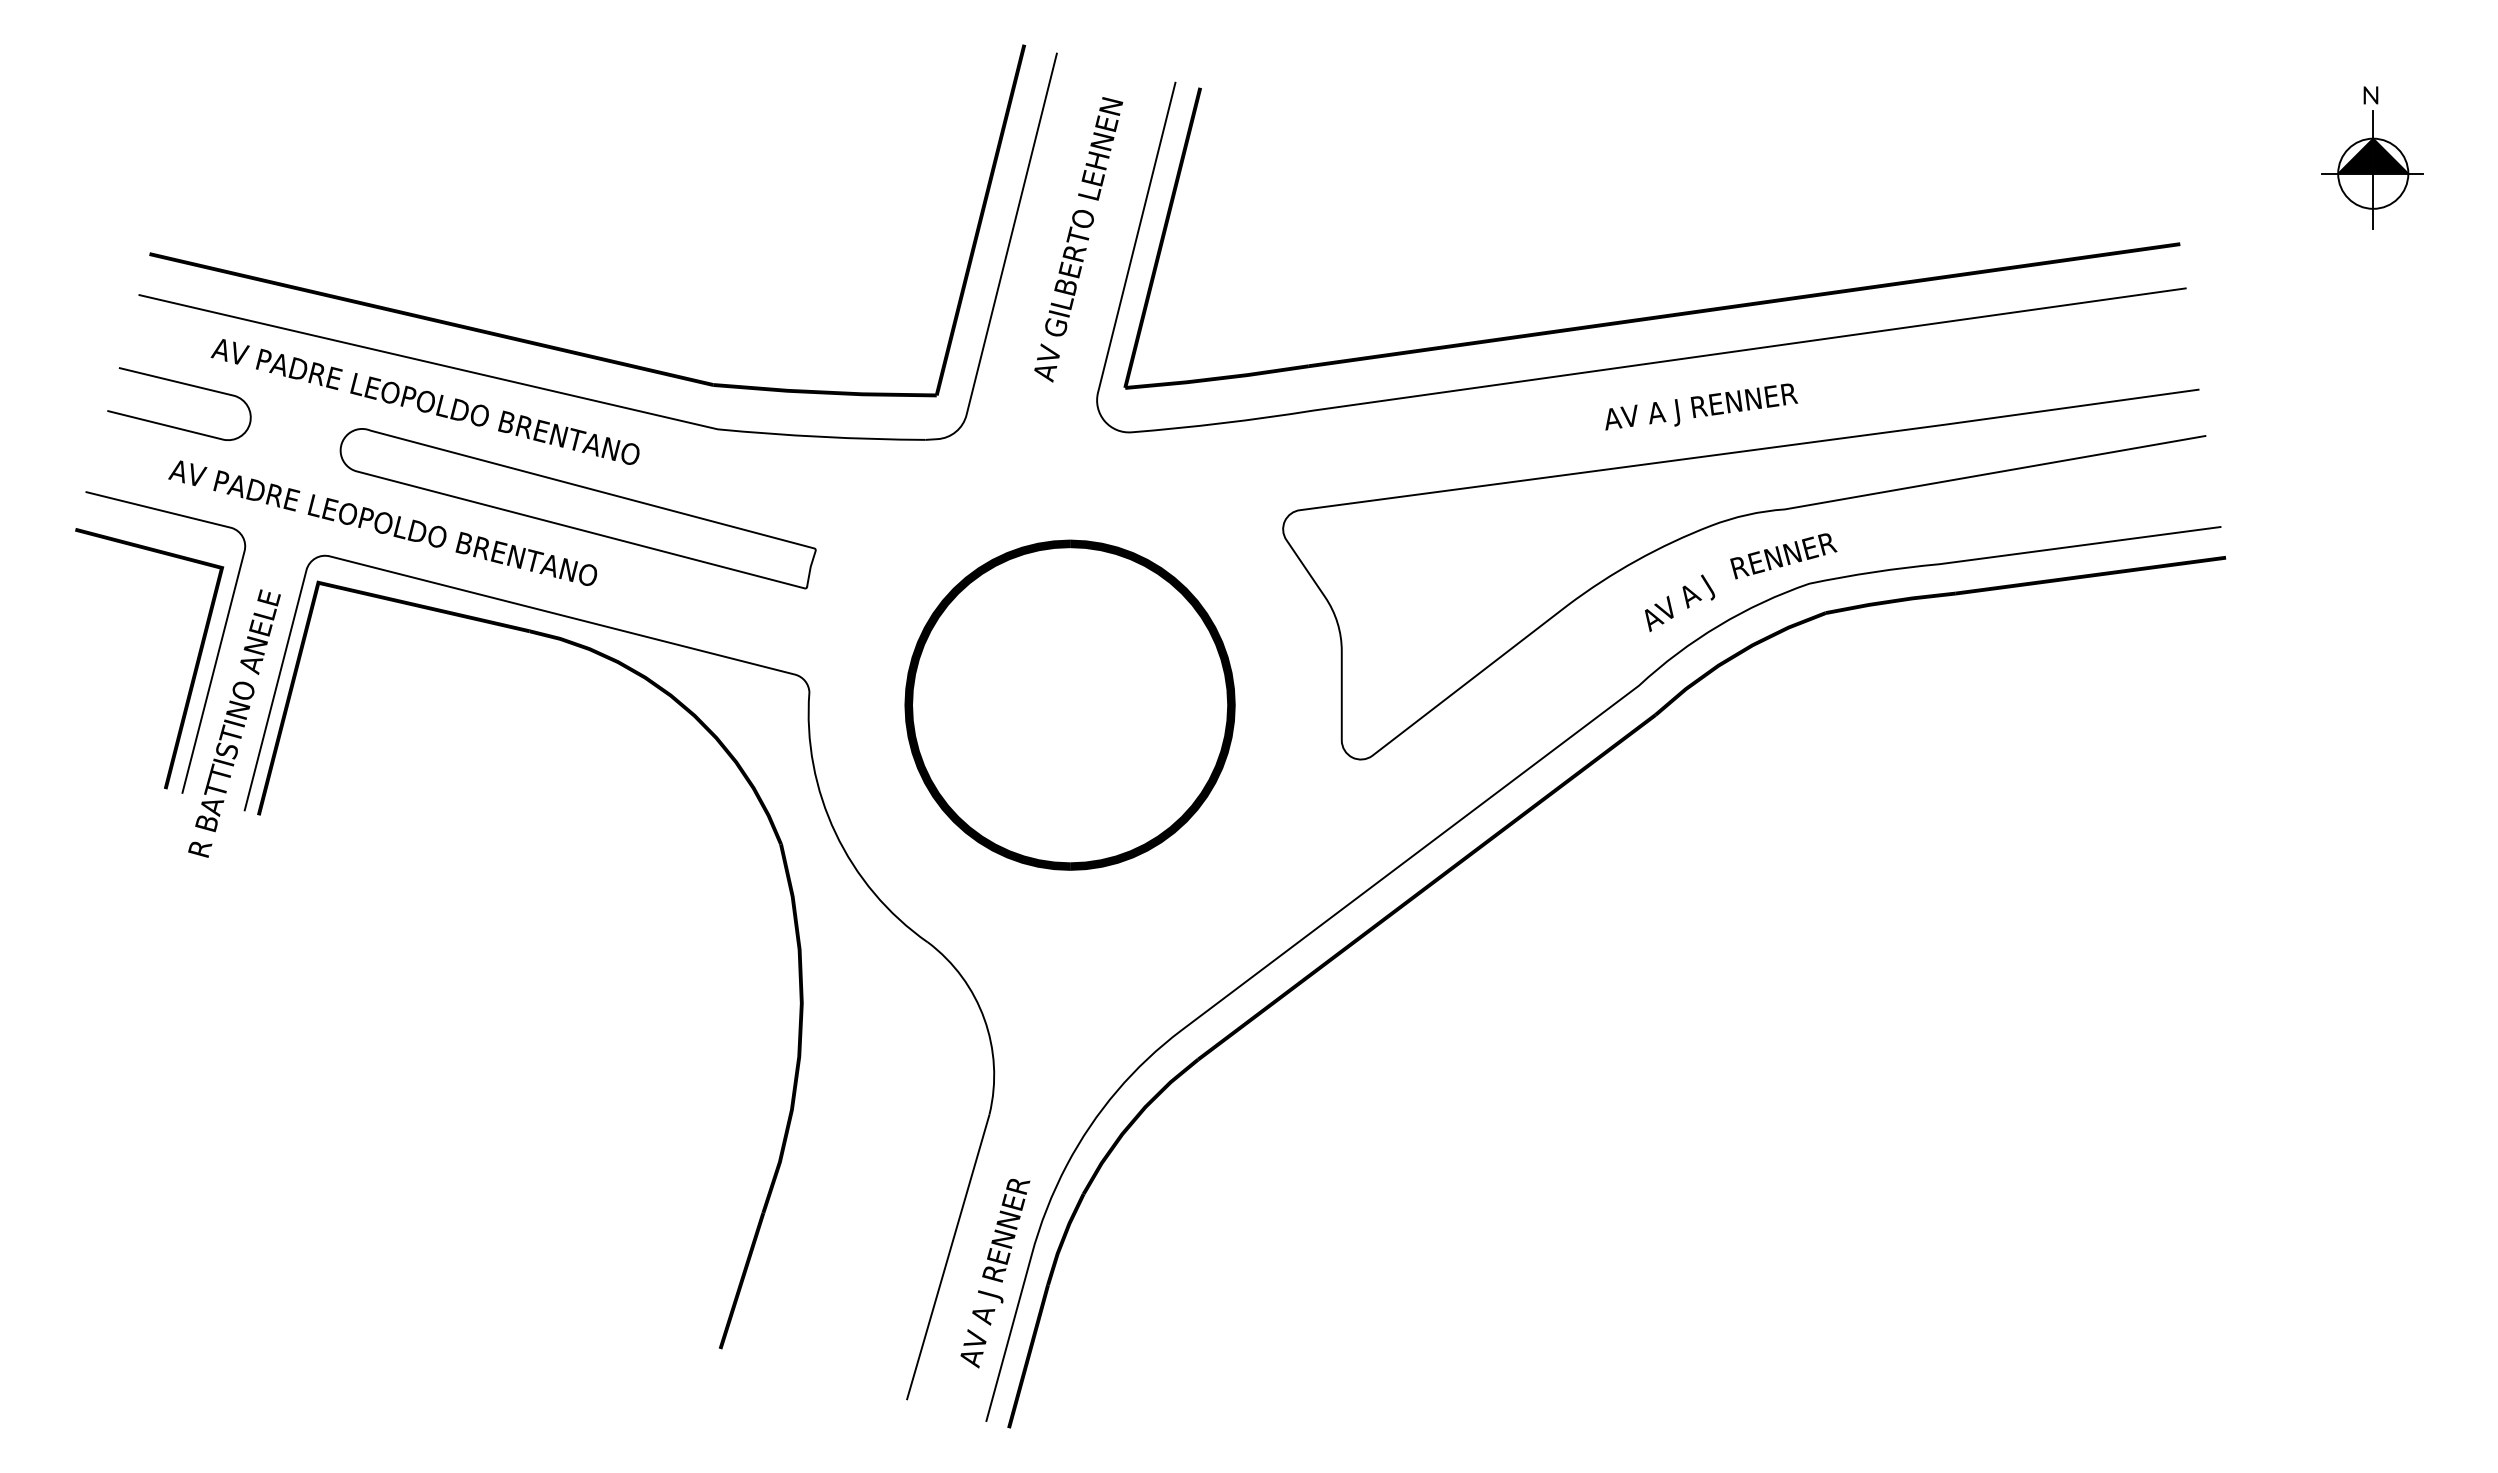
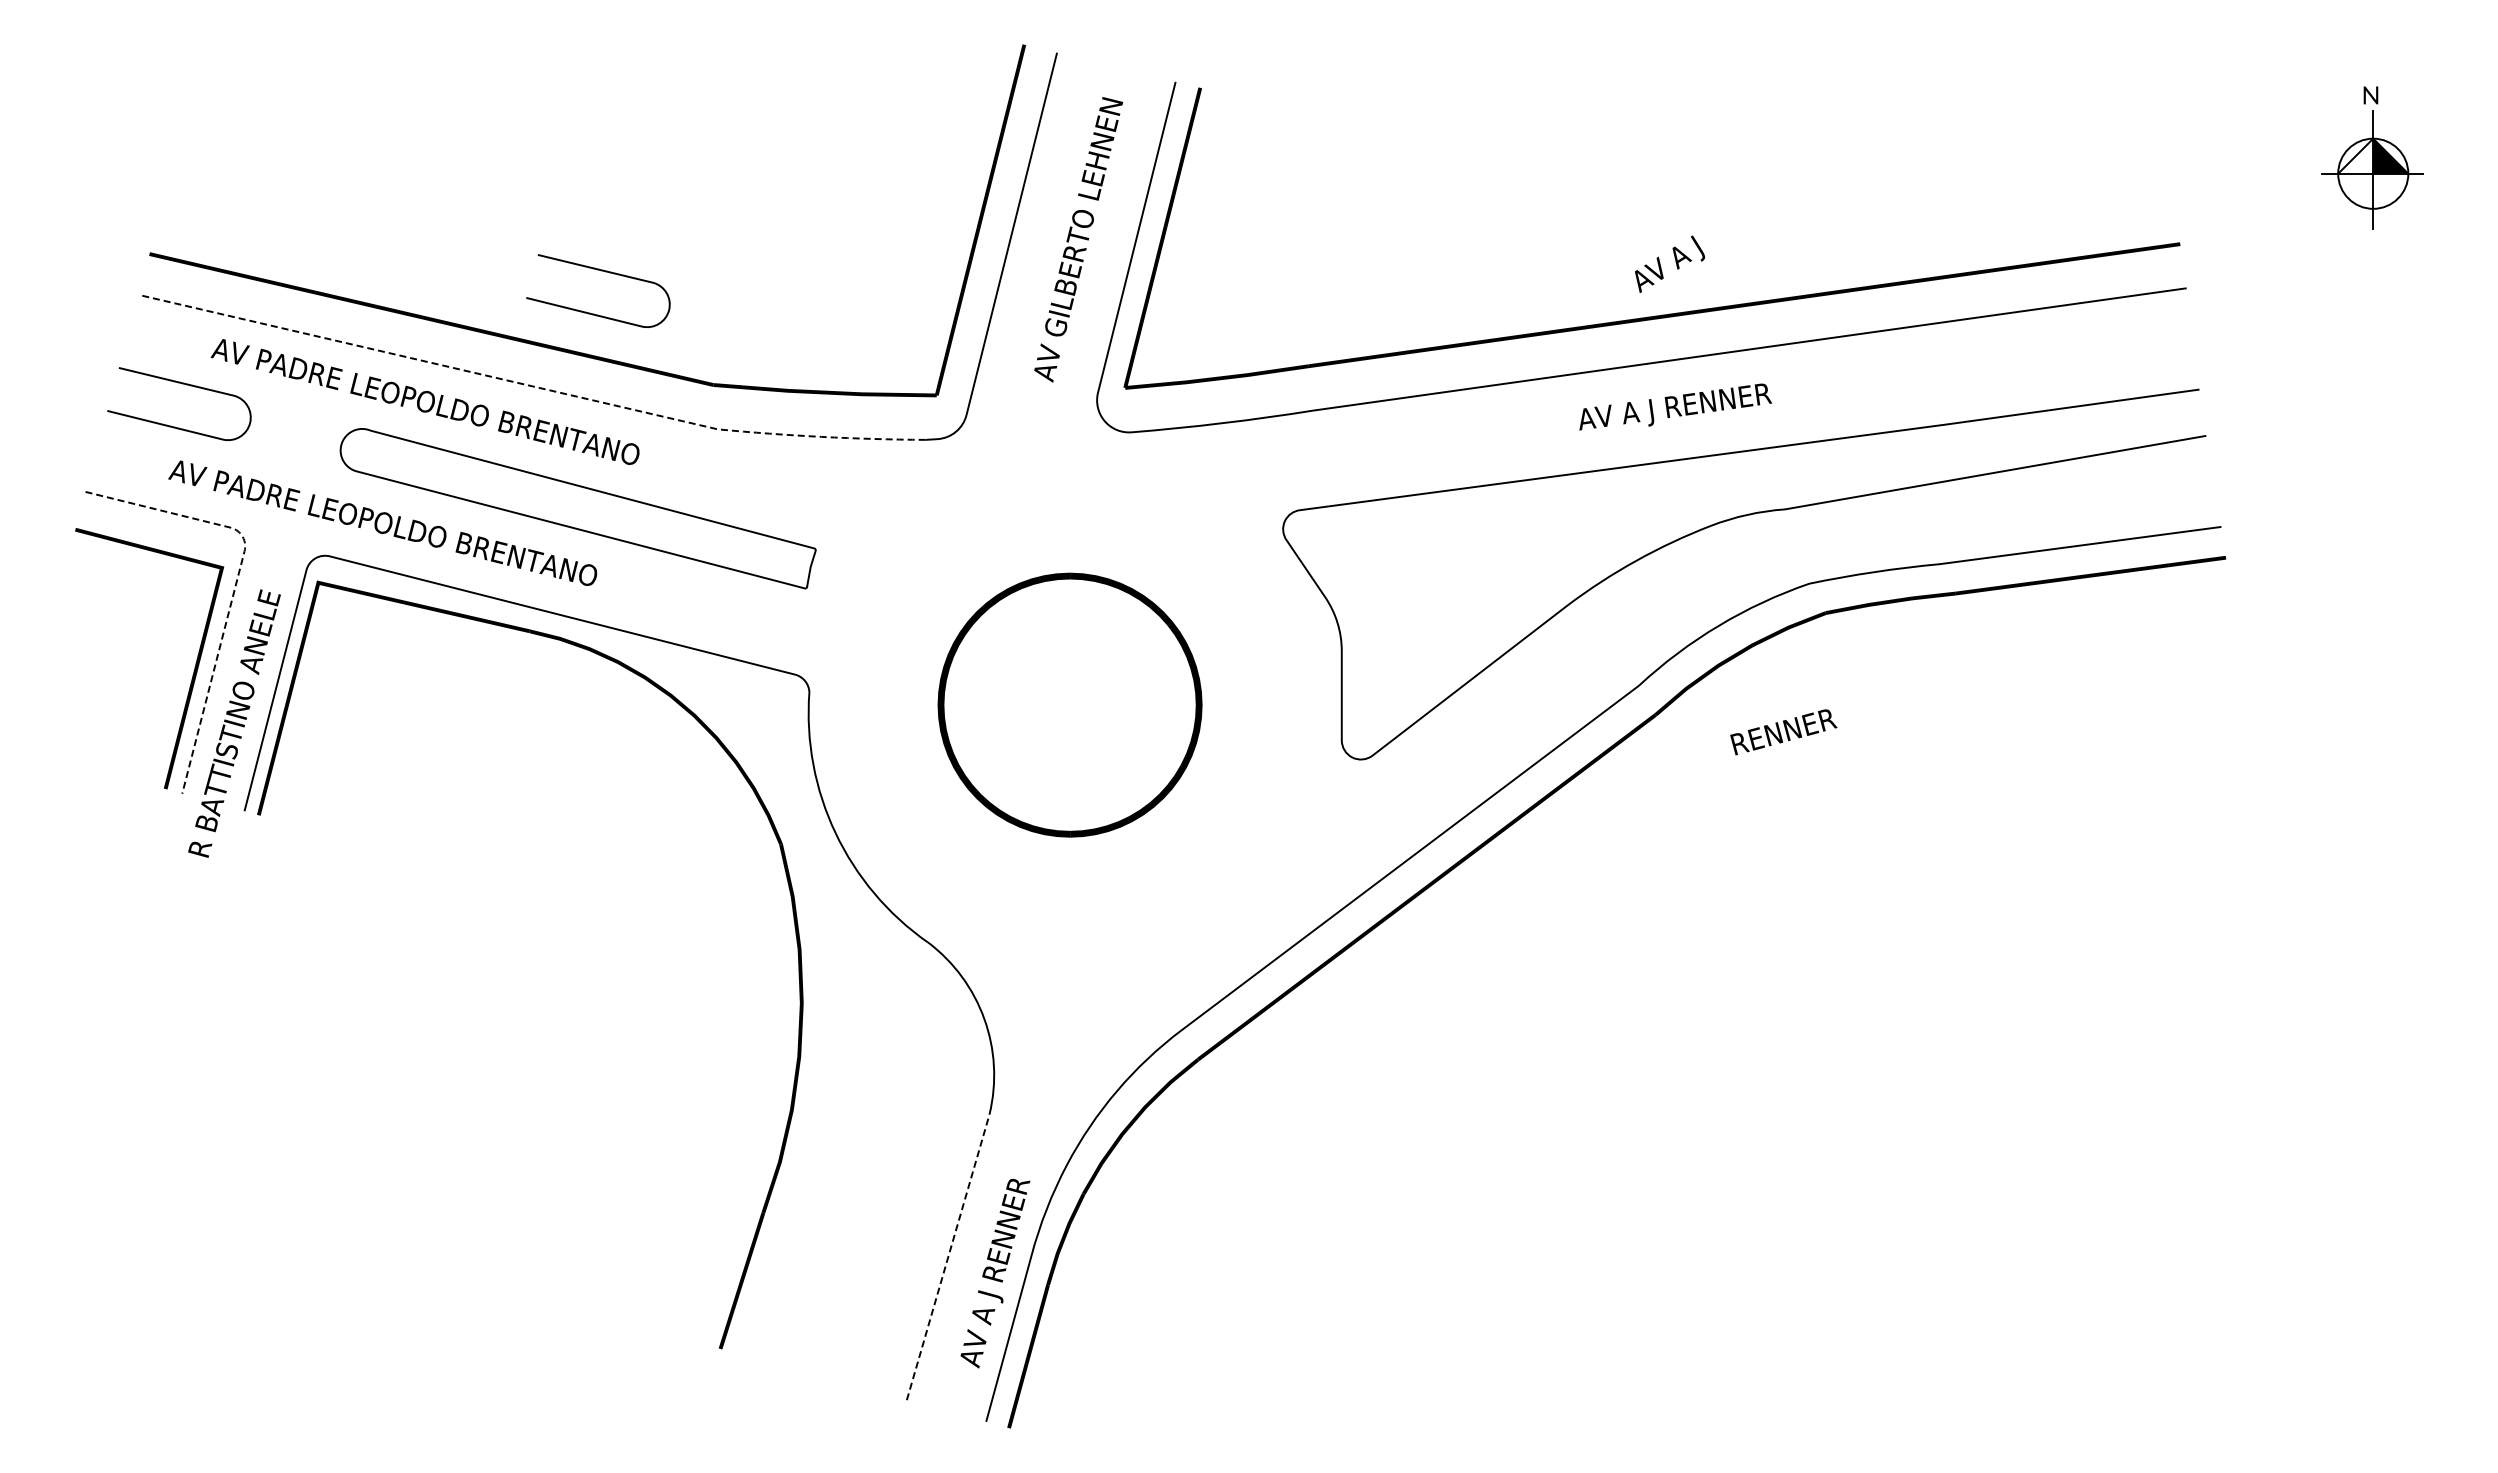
fill: present -> none (2355, 155)
curve: none -> present (601, 271)
line: solid -> dashed (532, 386)
text position: (1701, 406) -> (1675, 406) (1675, 406)
text position: (1783, 556) -> (1783, 732) (1783, 732)
line: solid -> dashed (236, 582)
text position: (1680, 602) -> (1670, 263) (1670, 263)
part size: 332x332 px -> 266x266 px (1069, 704)
line: solid -> dashed (948, 1257)
